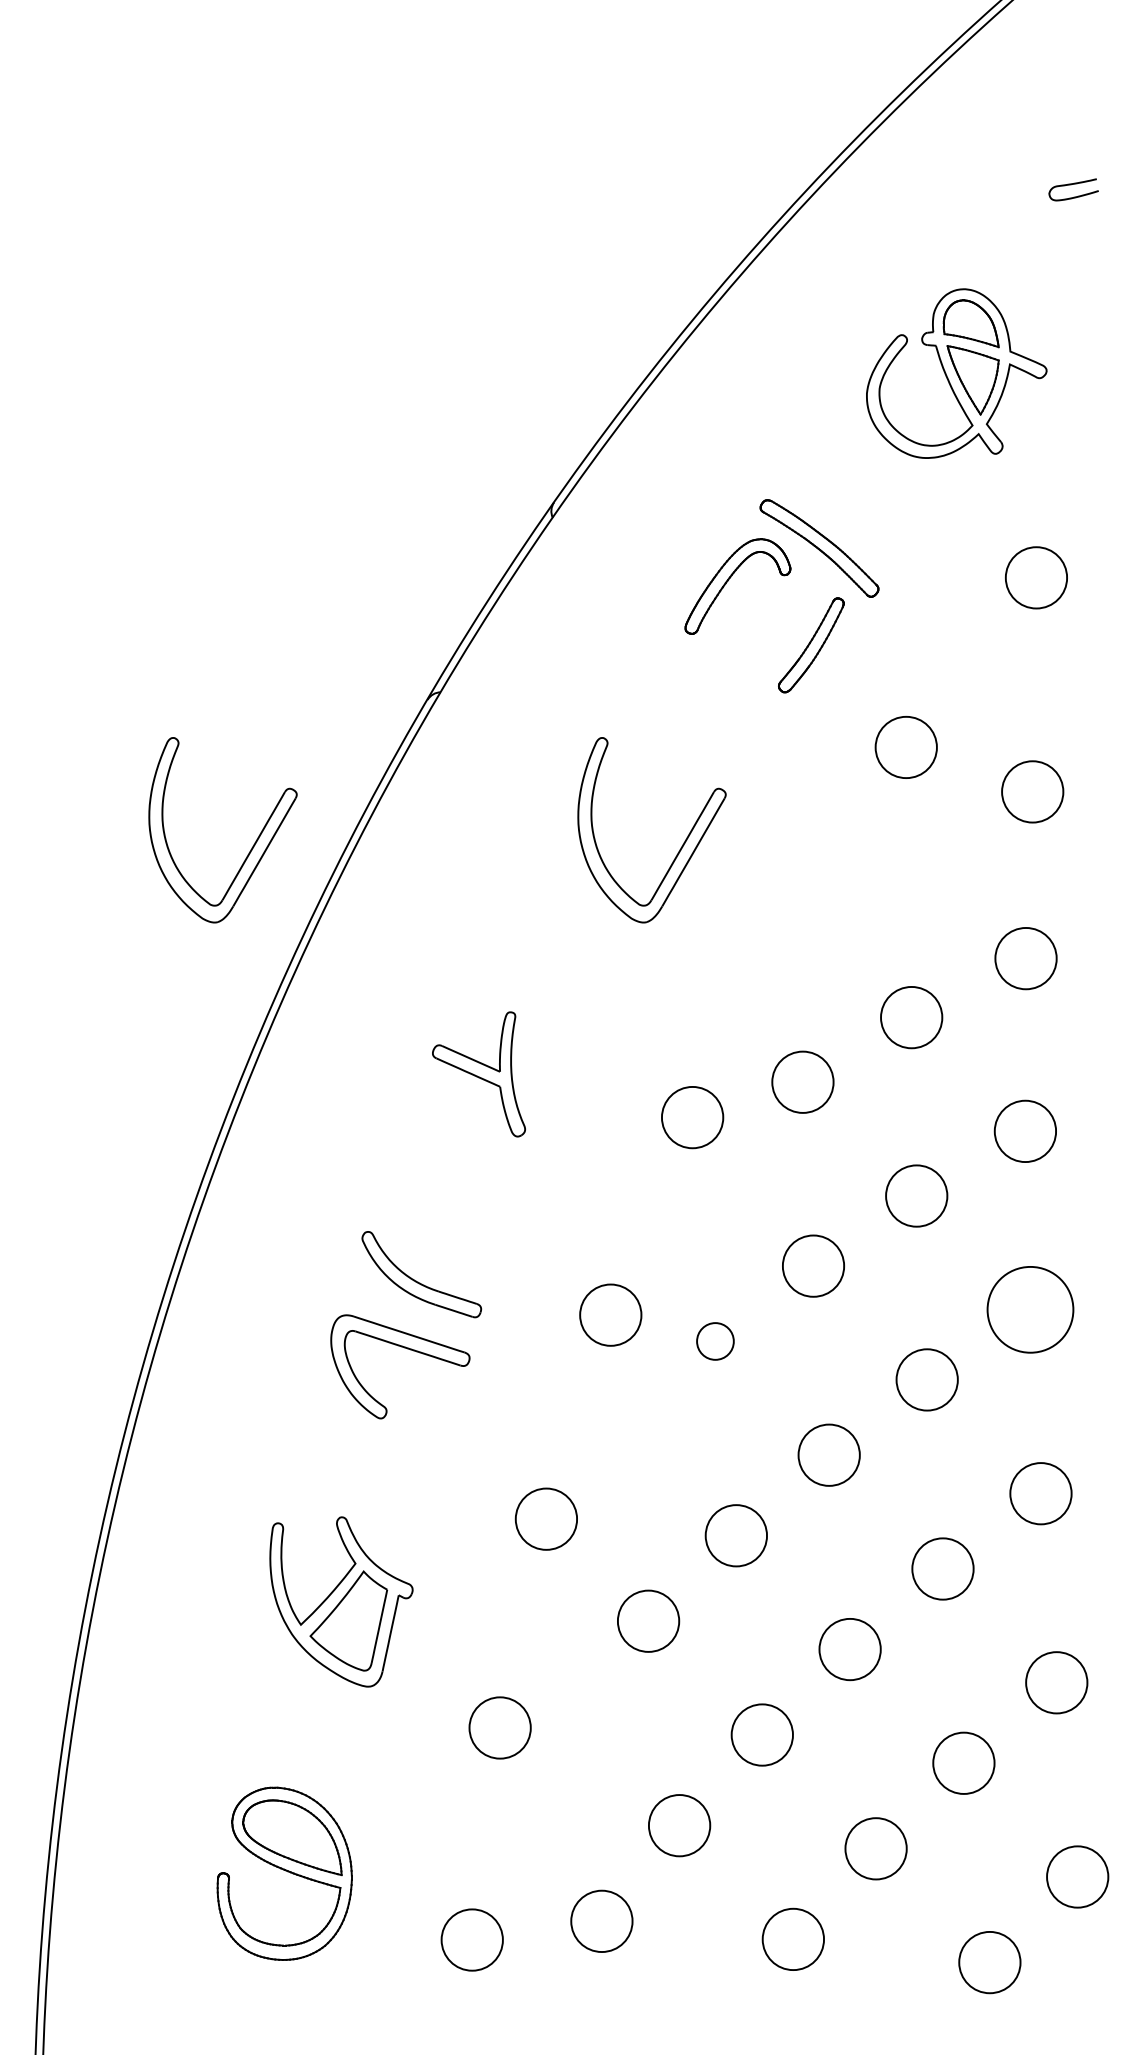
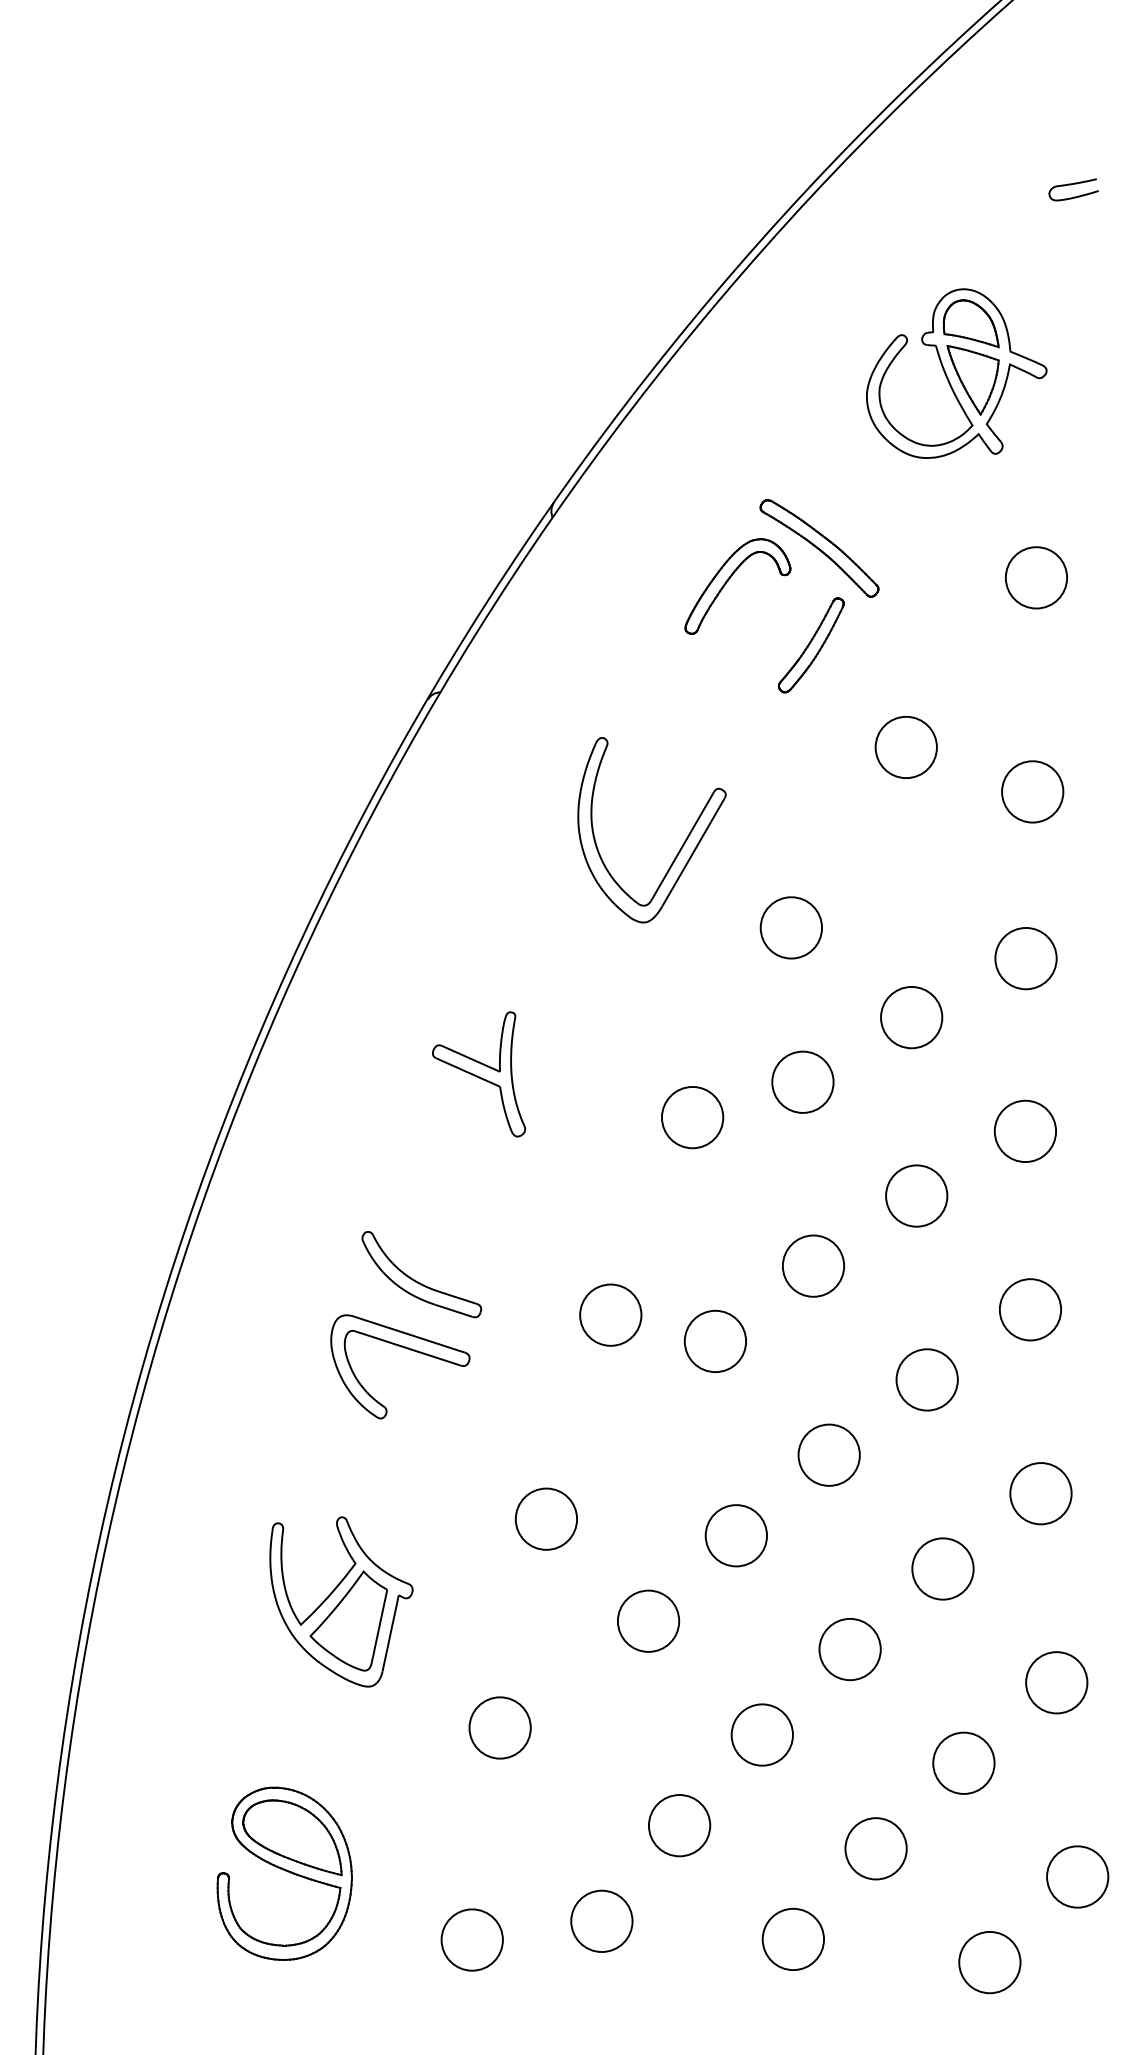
part: present -> none (251, 847)
circle: none -> present (790, 927)
circle diameter: 86 px -> 61 px (1030, 1309)
circle diameter: 37 px -> 61 px (715, 1341)
